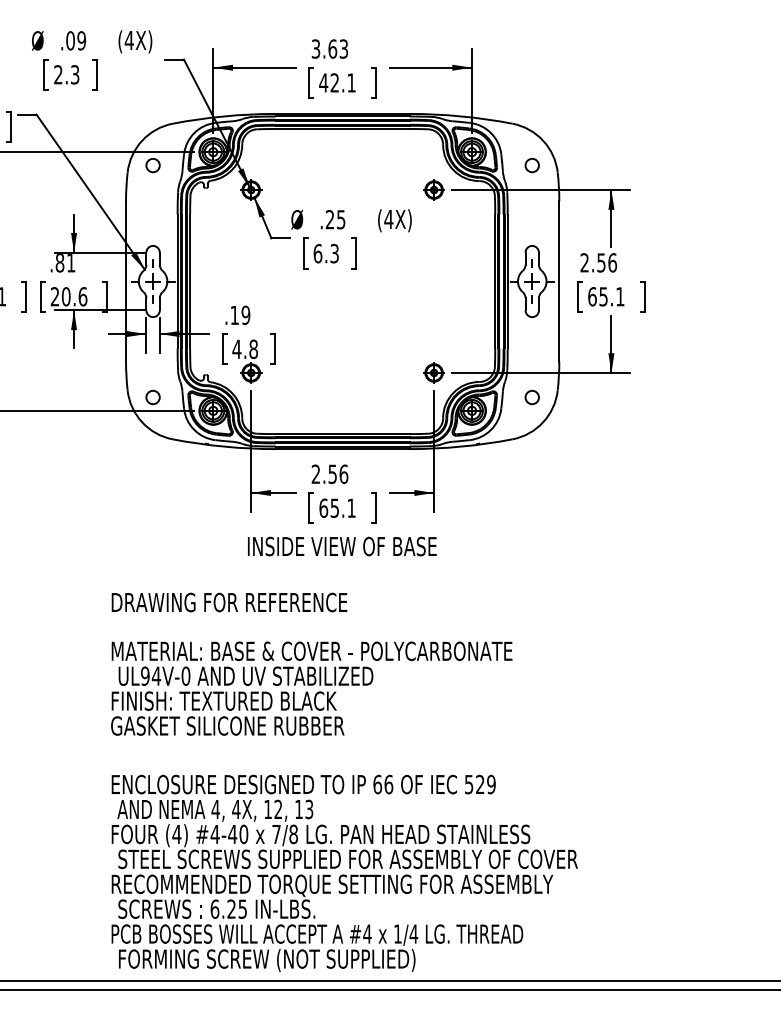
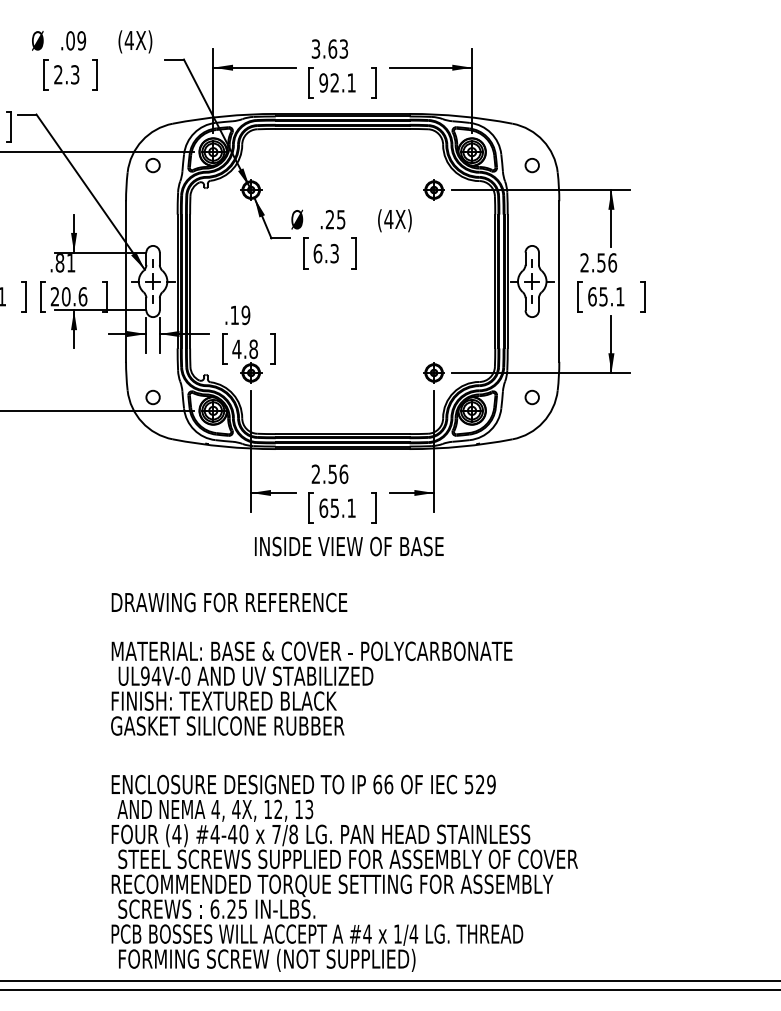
text: 42.1 -> 92.1 (323, 82)
text position: (342, 546) -> (349, 546) (349, 546)
